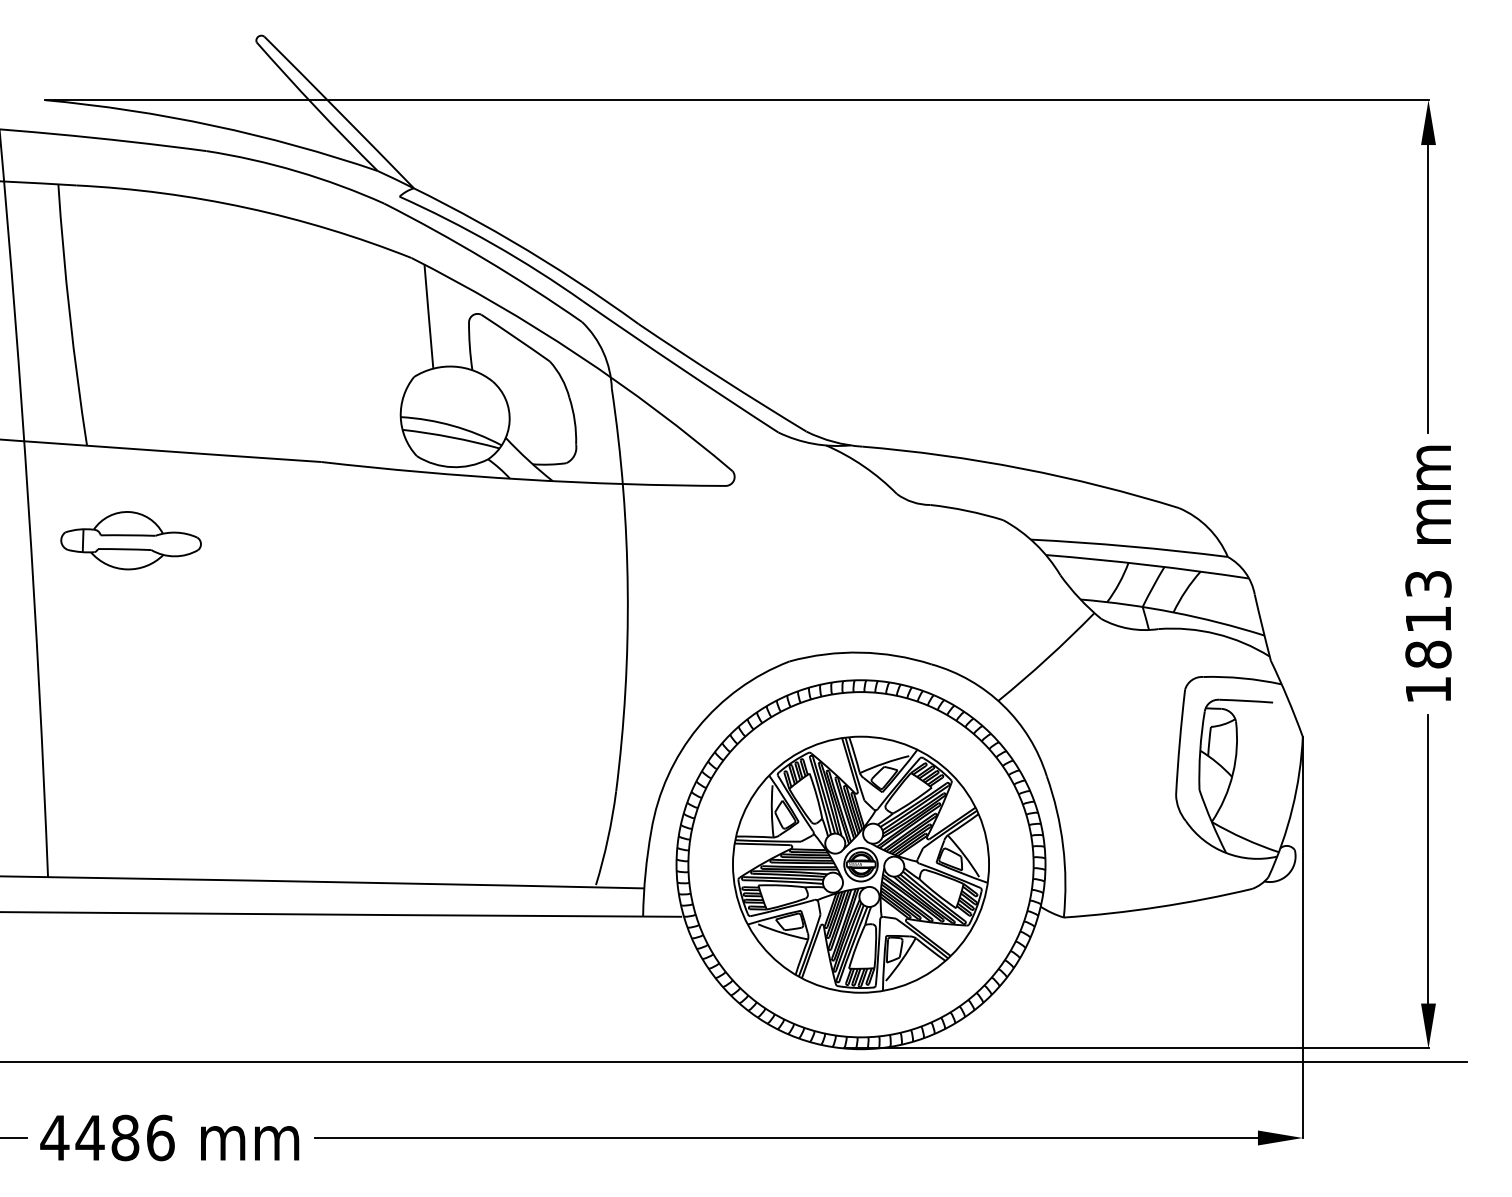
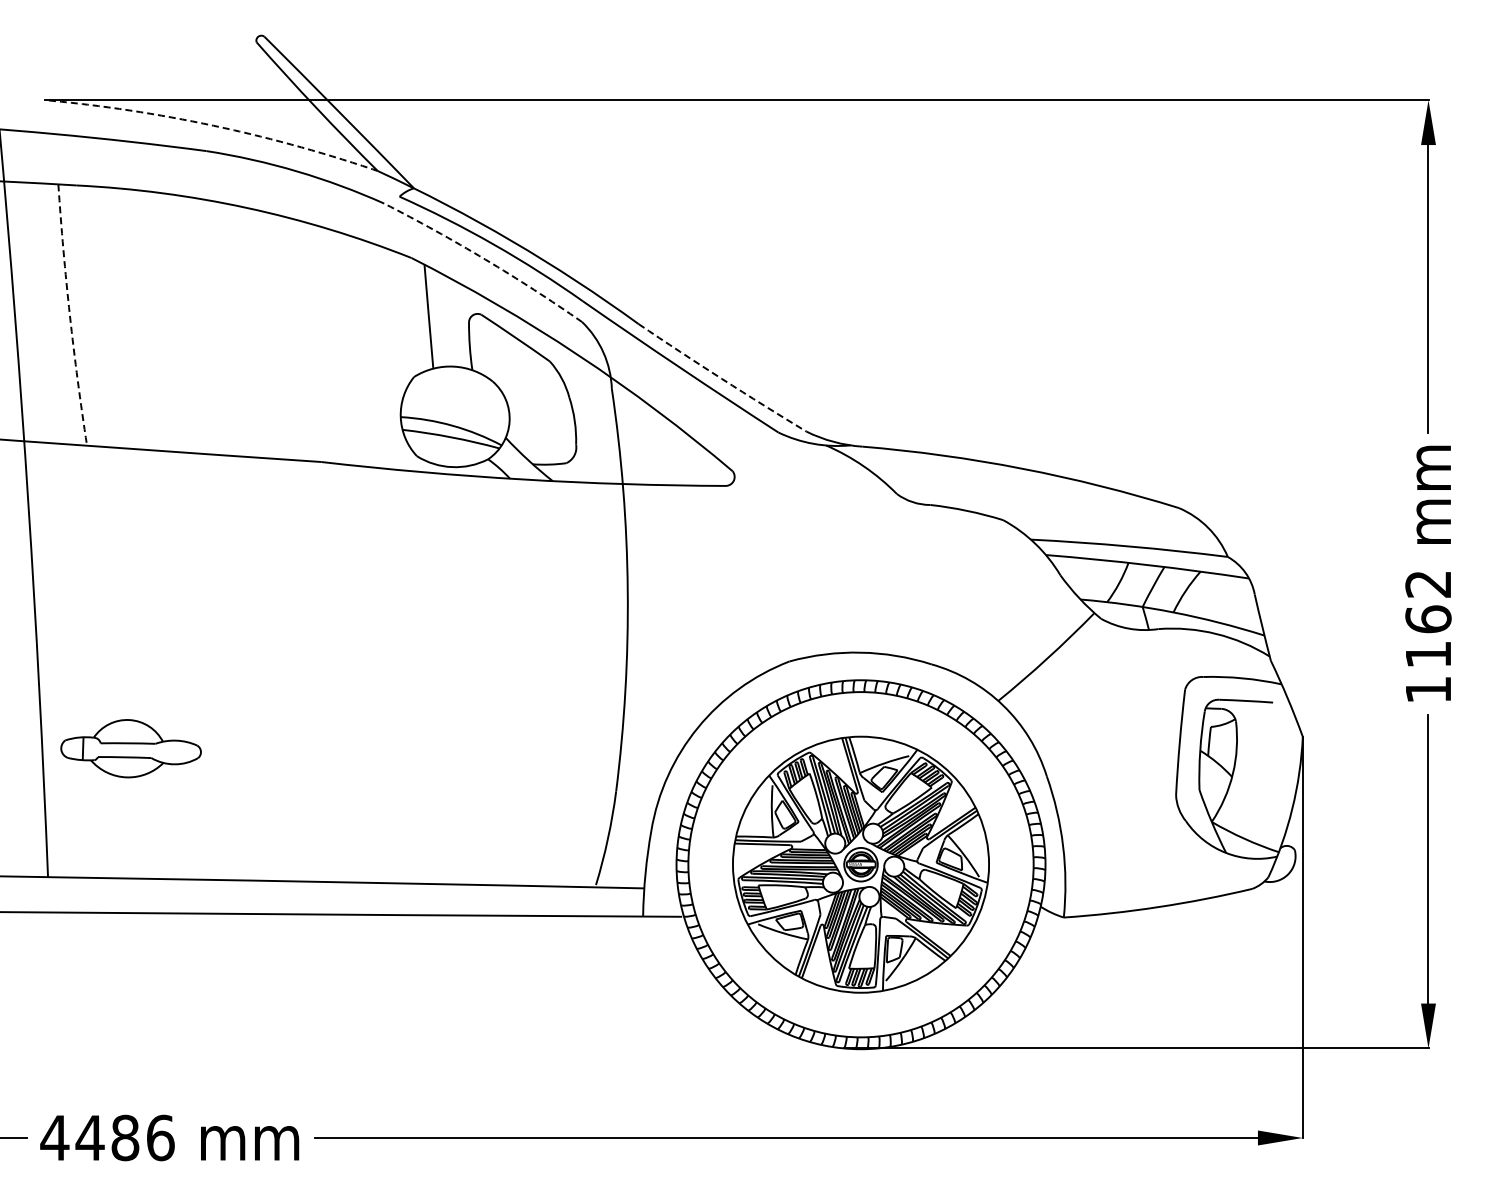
arc: solid -> dashed (213, 125)
arc: solid -> dashed (485, 259)
arc: solid -> dashed (69, 315)
arc: solid -> dashed (721, 378)
part position: (130, 540) -> (130, 748) (130, 748)
text: 1813 -> 1162 (1428, 619)
line: present -> none (734, 1062)
